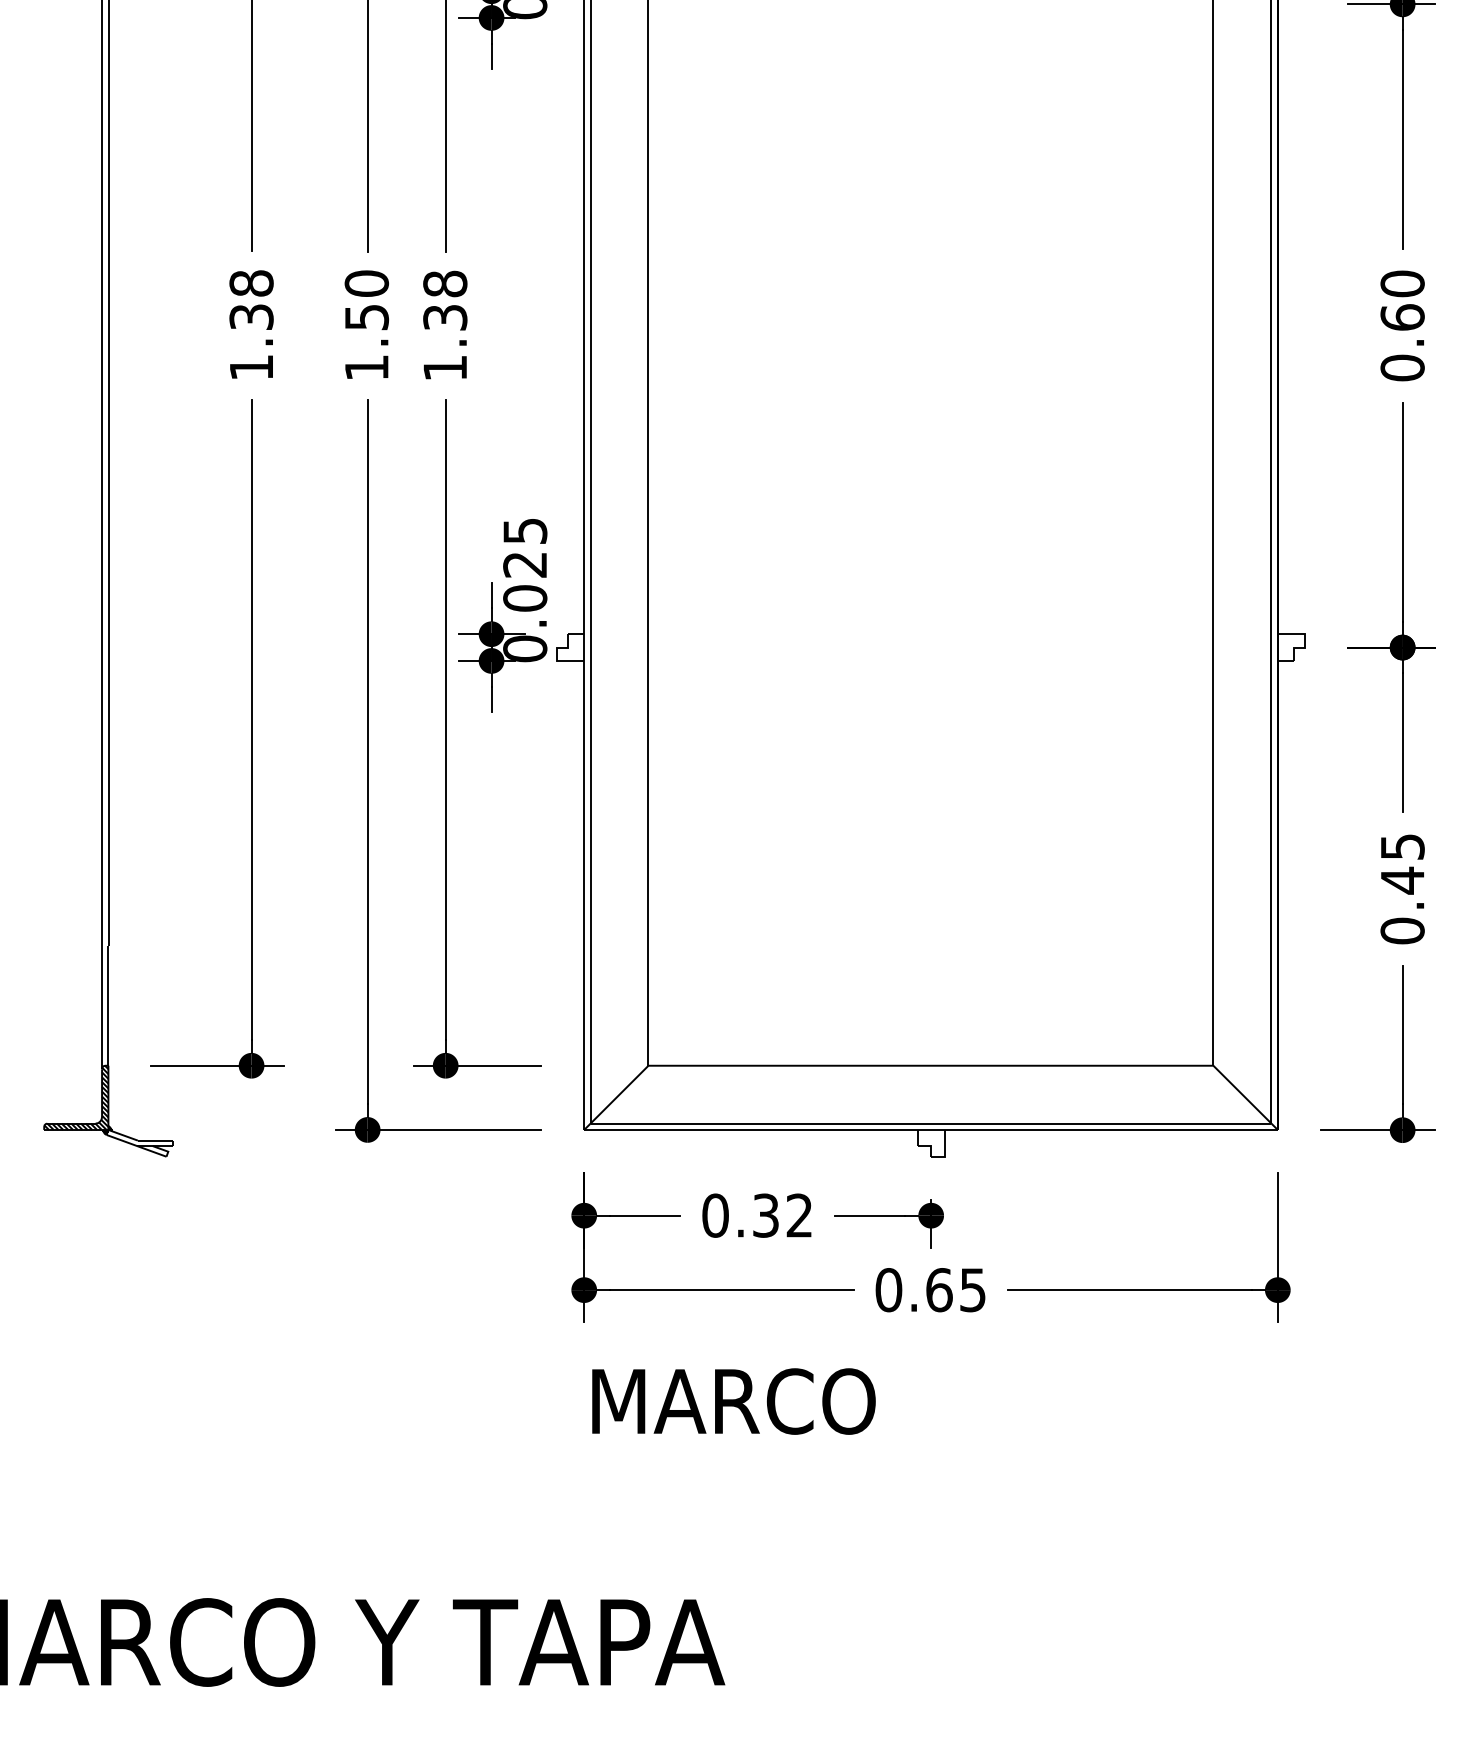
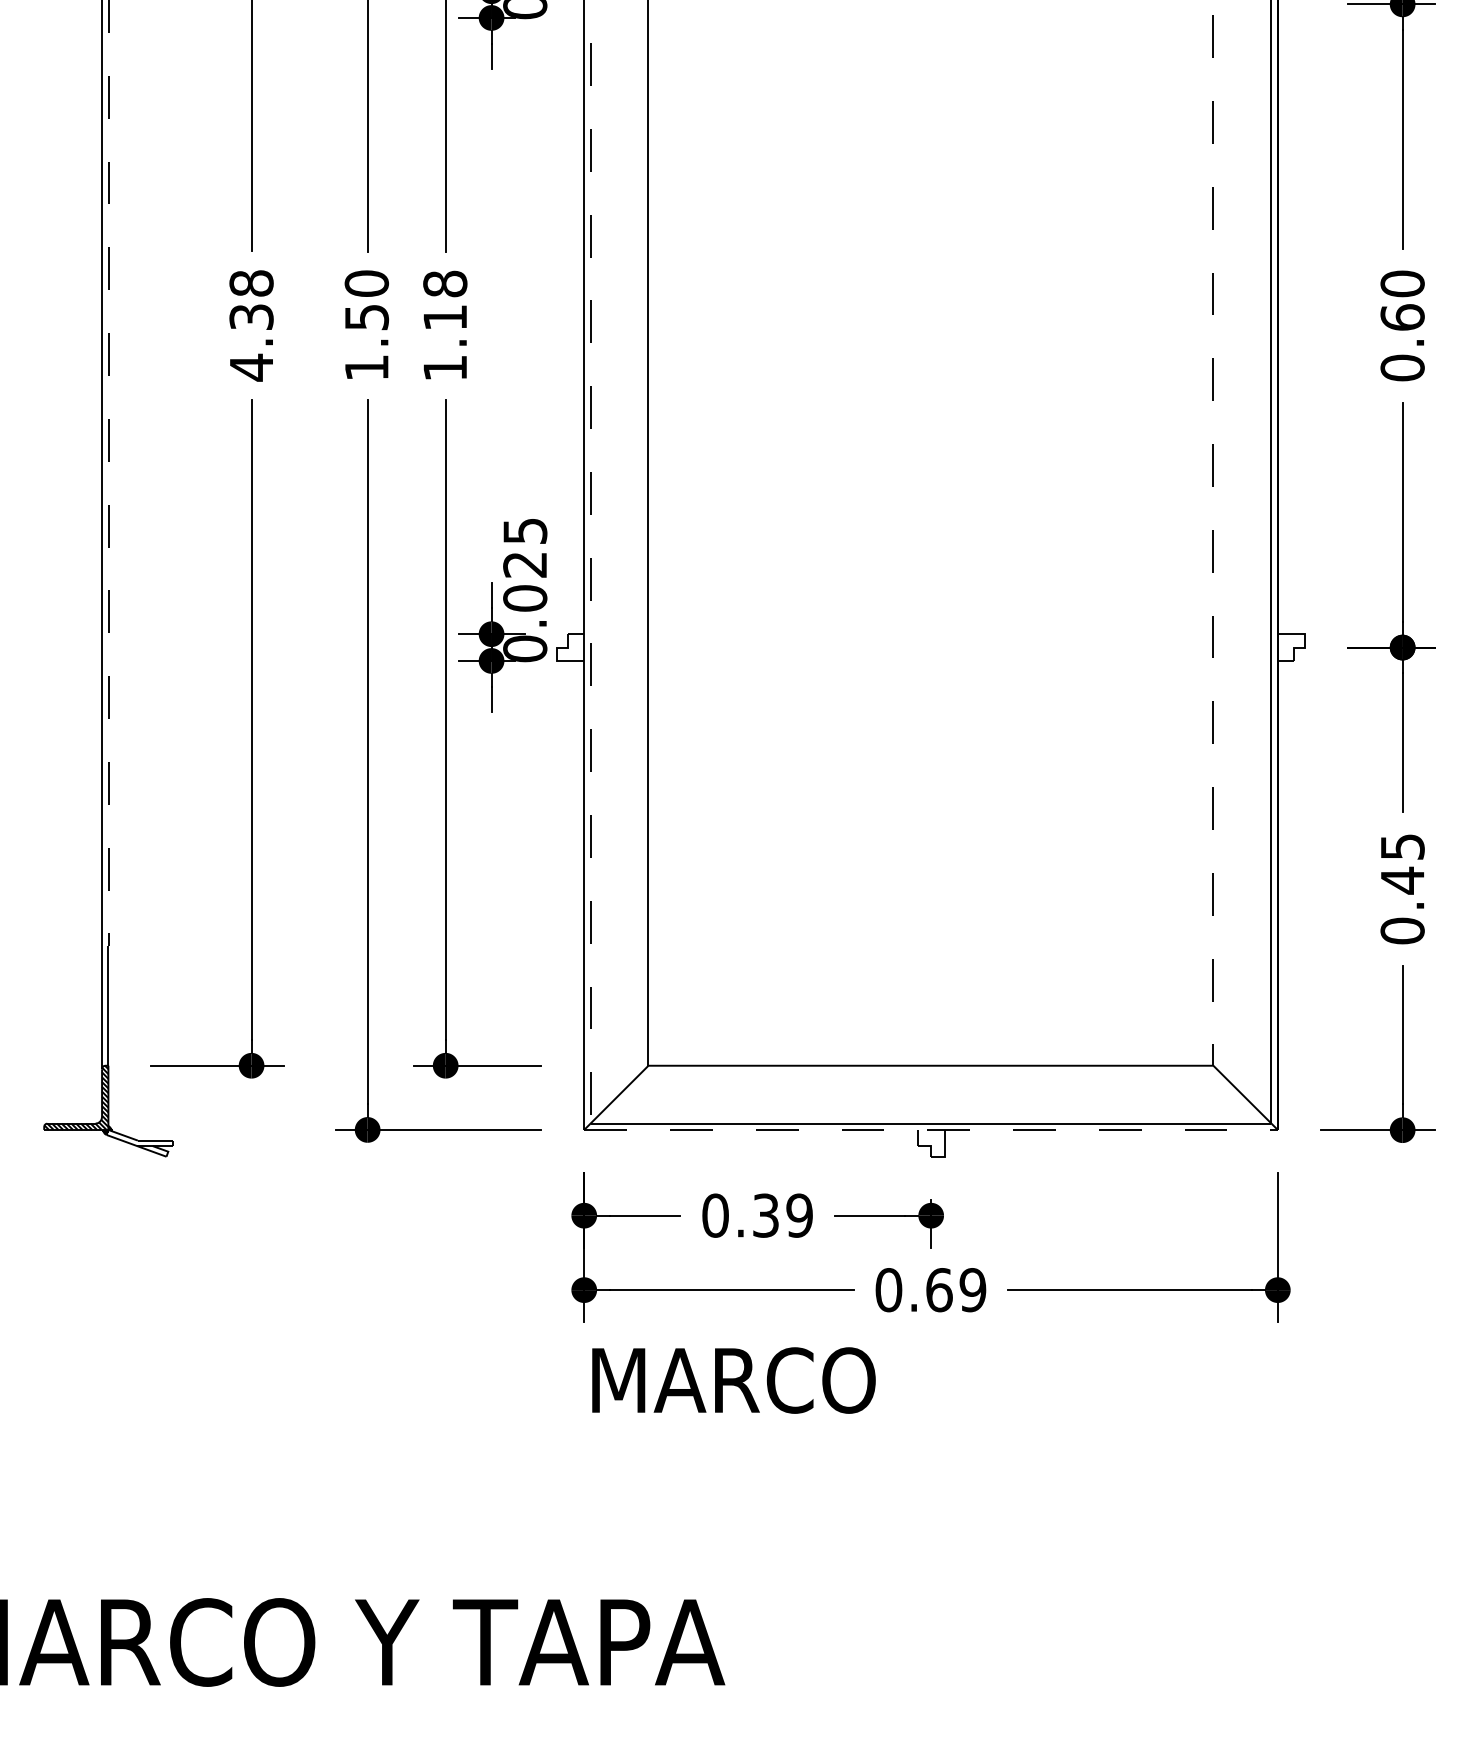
text: 1.38 -> 1.18 (445, 317)
text: 1.38 -> 4.38 (251, 367)
line: solid -> dashed (108, 473)
line: solid -> dashed (1213, 533)
line: solid -> dashed (590, 561)
line: solid -> dashed (931, 1129)
text: 0.32 -> 0.39 (799, 1215)
text: 0.65 -> 0.69 (972, 1290)
text position: (733, 1401) -> (733, 1380) (733, 1380)
